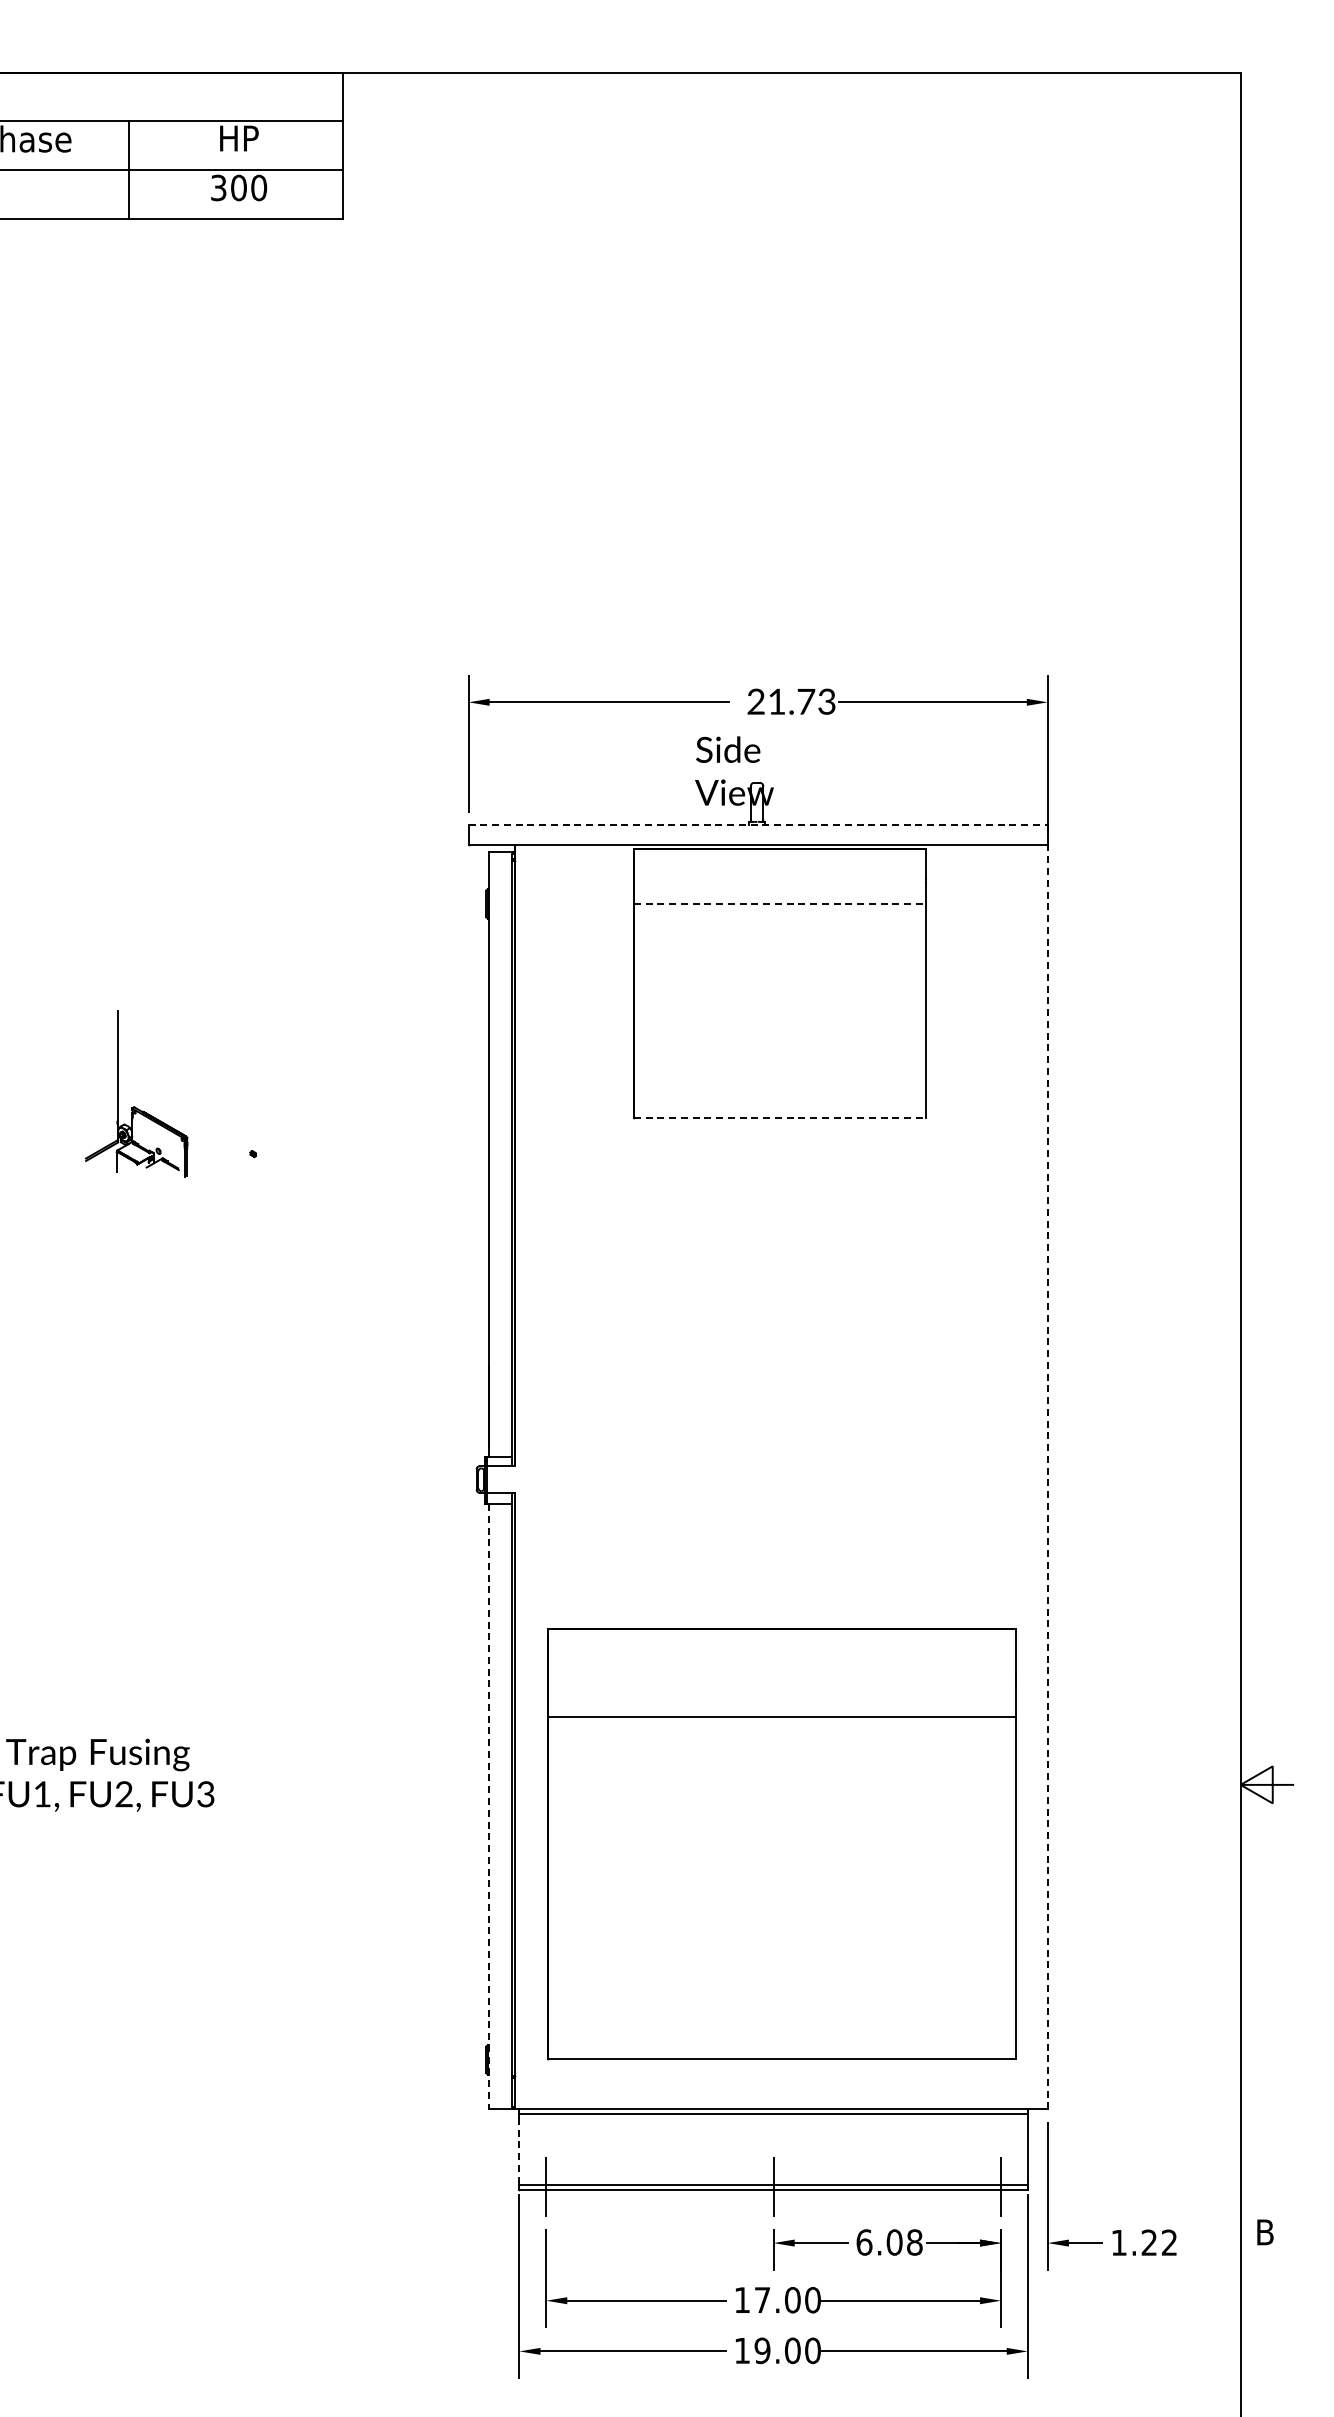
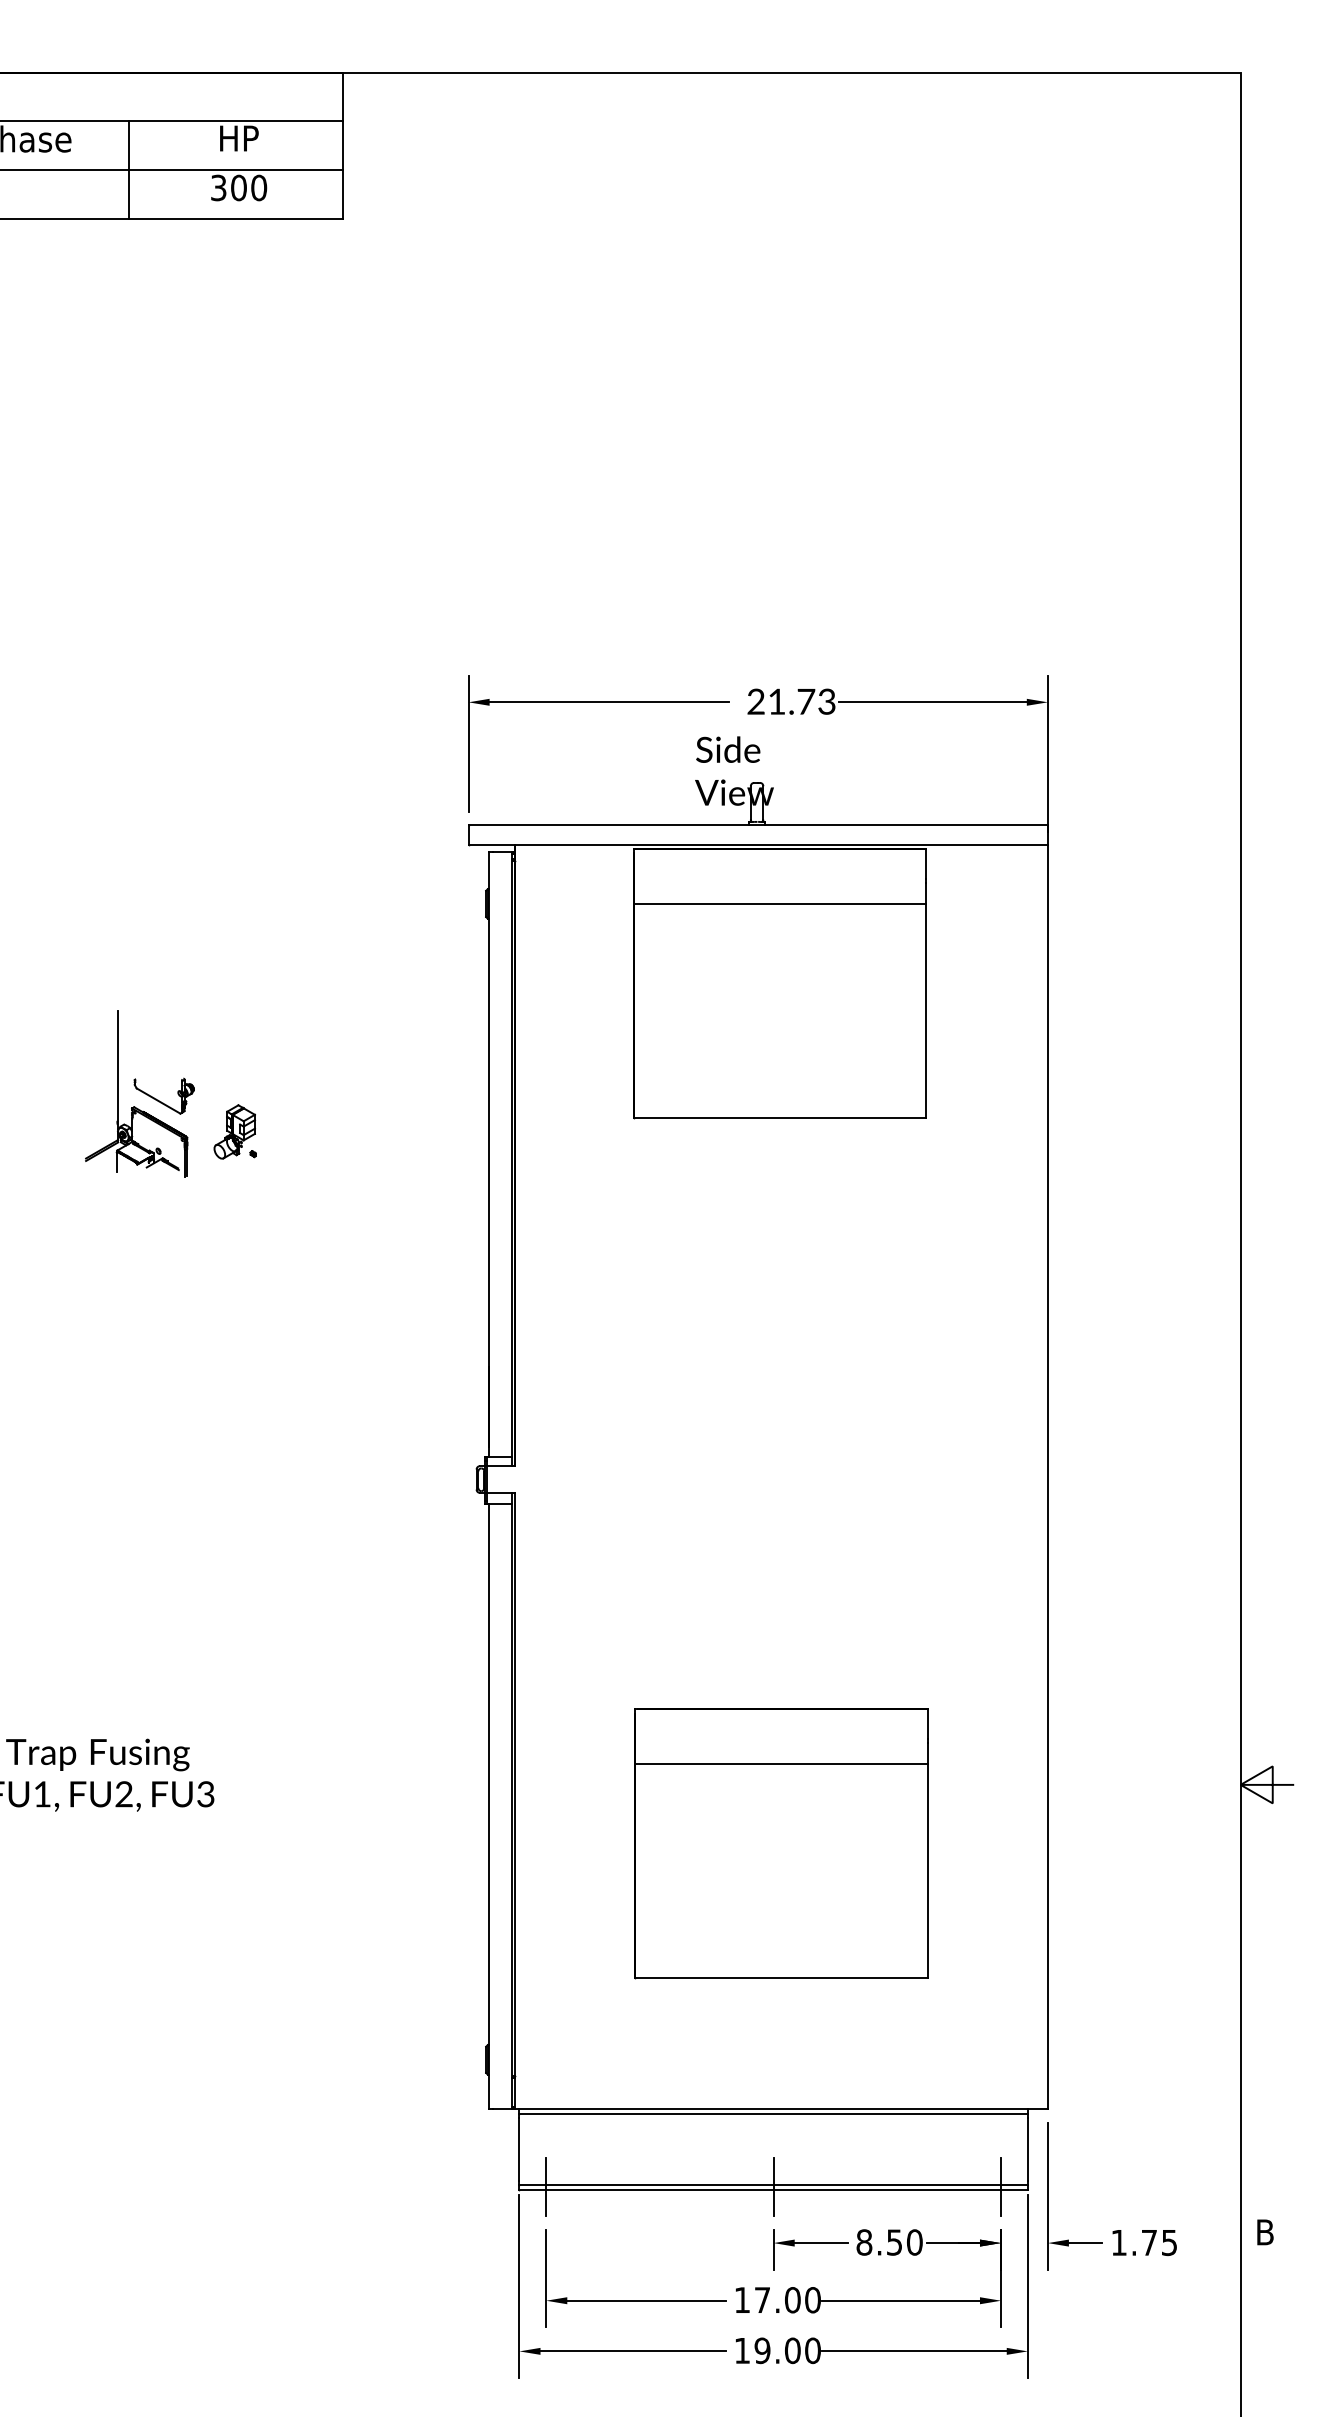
line: dashed -> solid (758, 825)
line: dashed -> solid (780, 903)
part: none -> present (161, 1101)
line: dashed -> solid (780, 1117)
part: none -> present (234, 1131)
line: dashed -> solid (1047, 1476)
line: dashed -> solid (489, 1806)
part size: 470x433 px -> 295x272 px (781, 1843)
line: dashed -> solid (519, 2149)
text: 6.08 -> 8.50 (889, 2242)
text: 1.22 -> 1.75 (1158, 2242)
